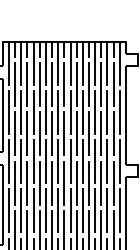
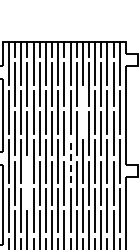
line: present -> none (82, 111)
line: solid -> dashed (70, 161)
line: present -> none (27, 182)
